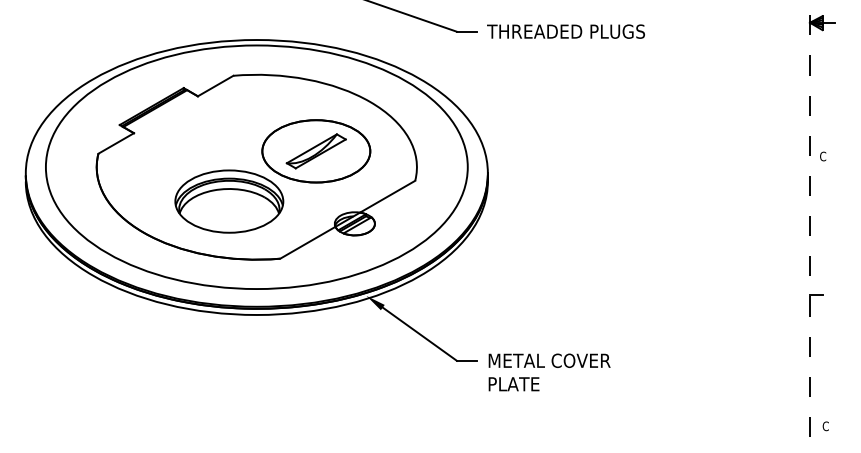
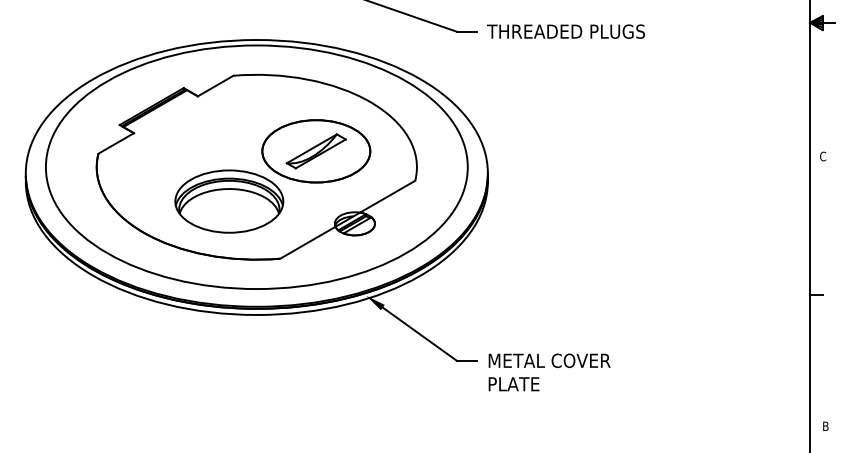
line: dashed -> solid (810, 226)
text: C -> B (825, 426)
